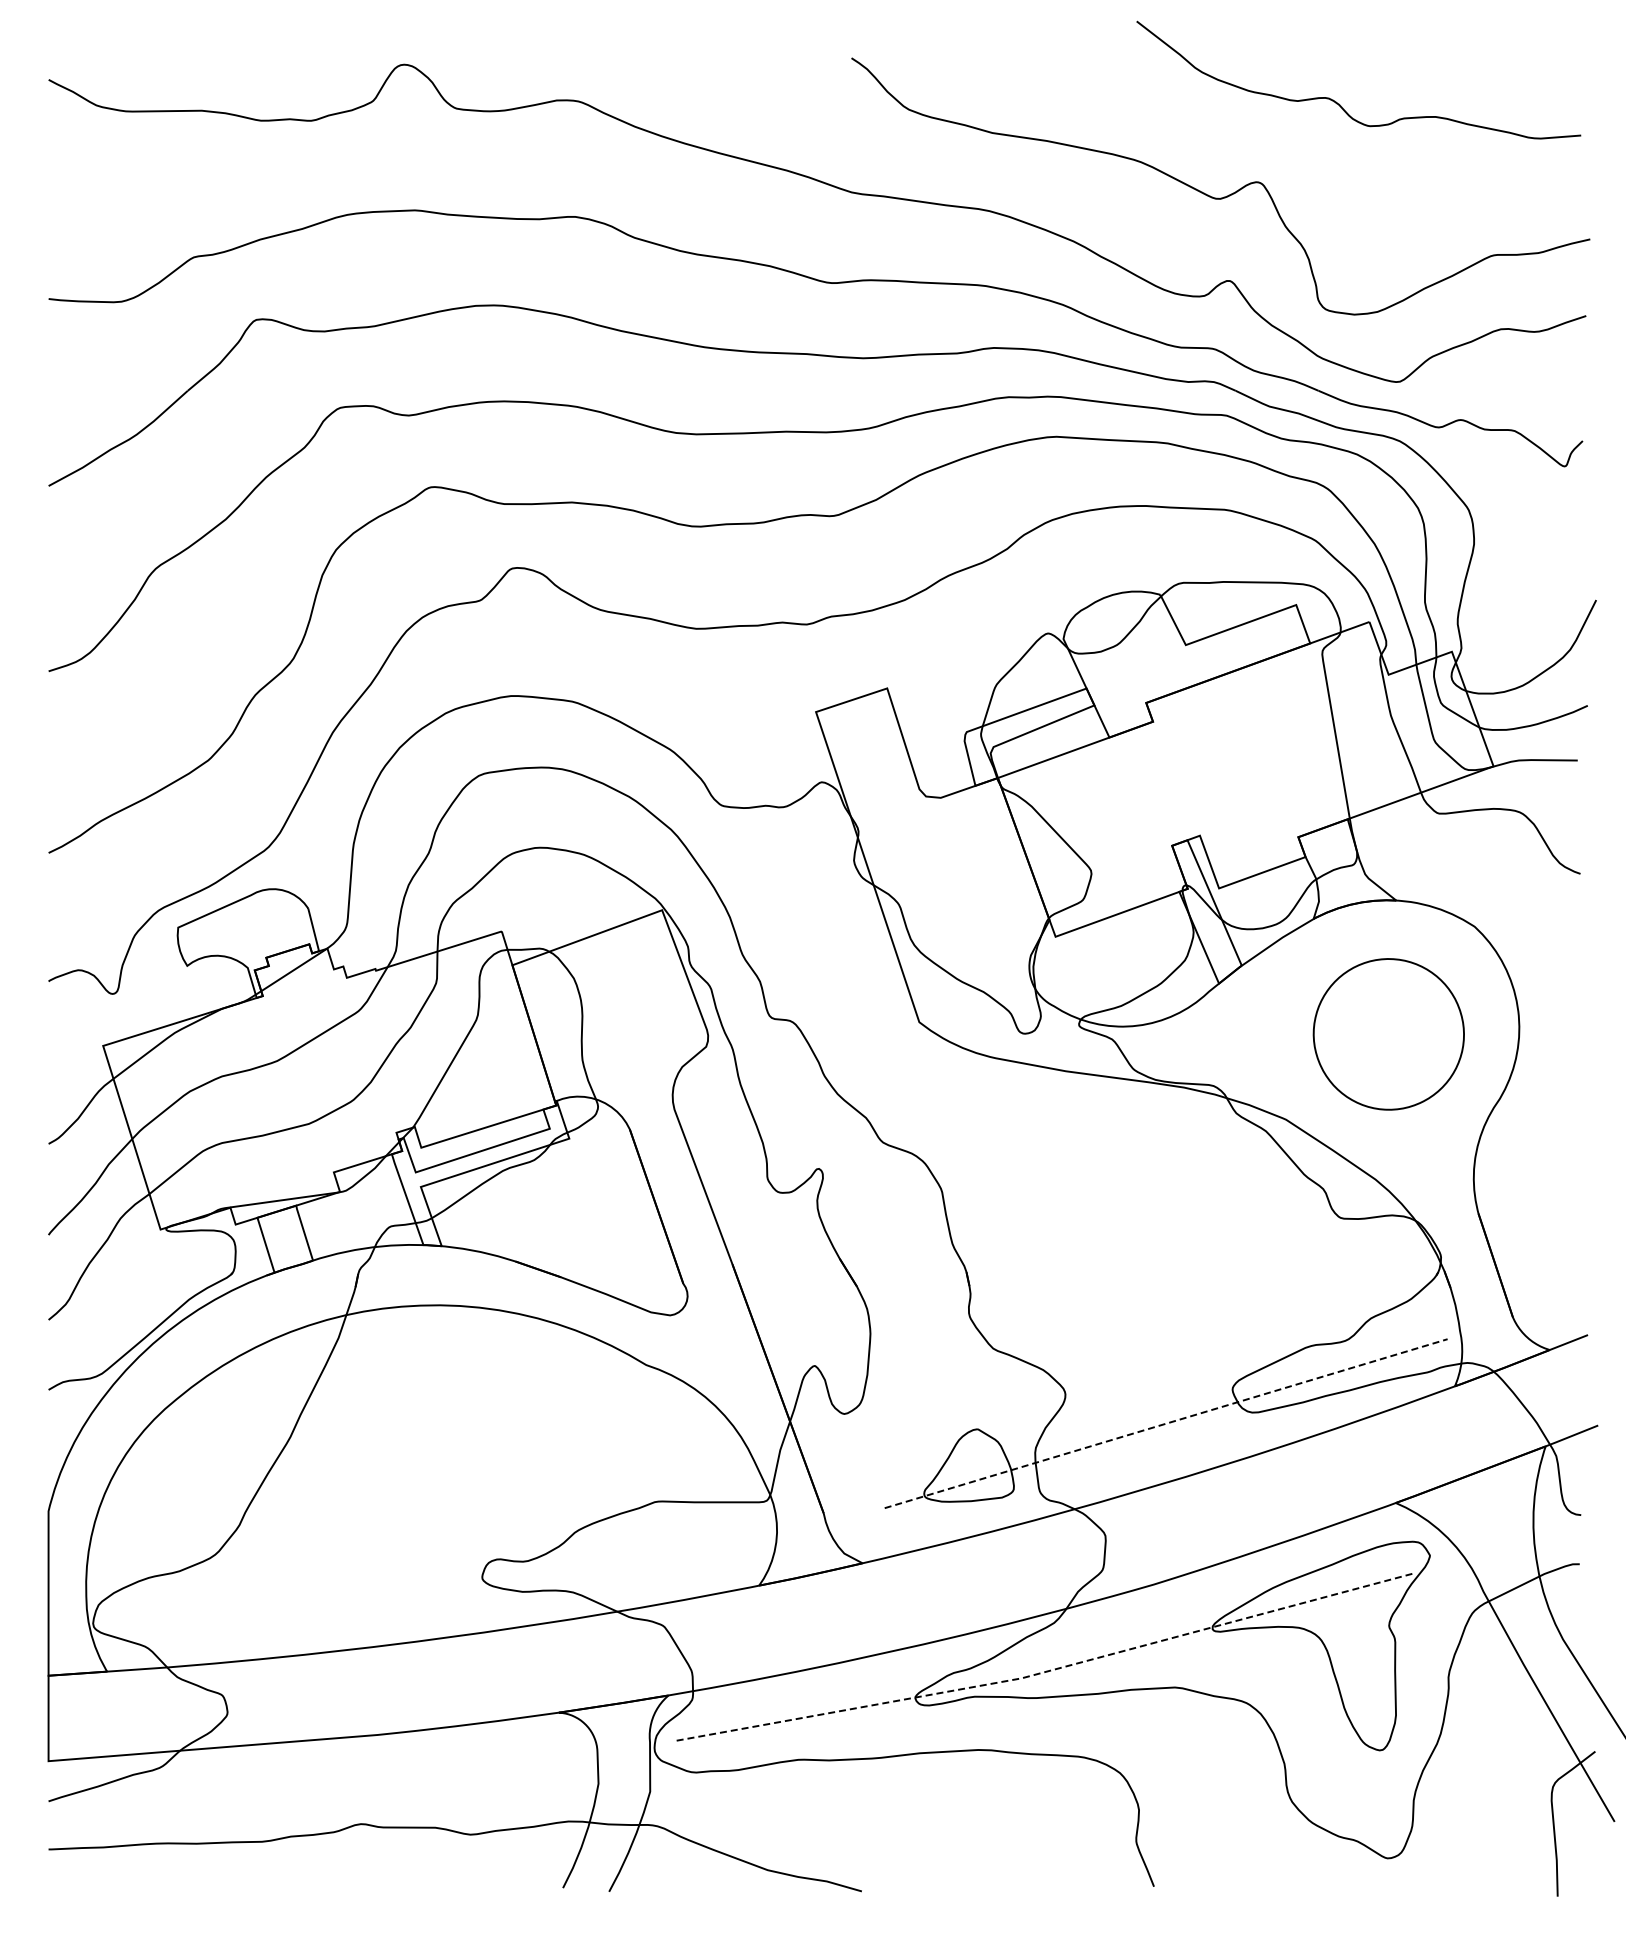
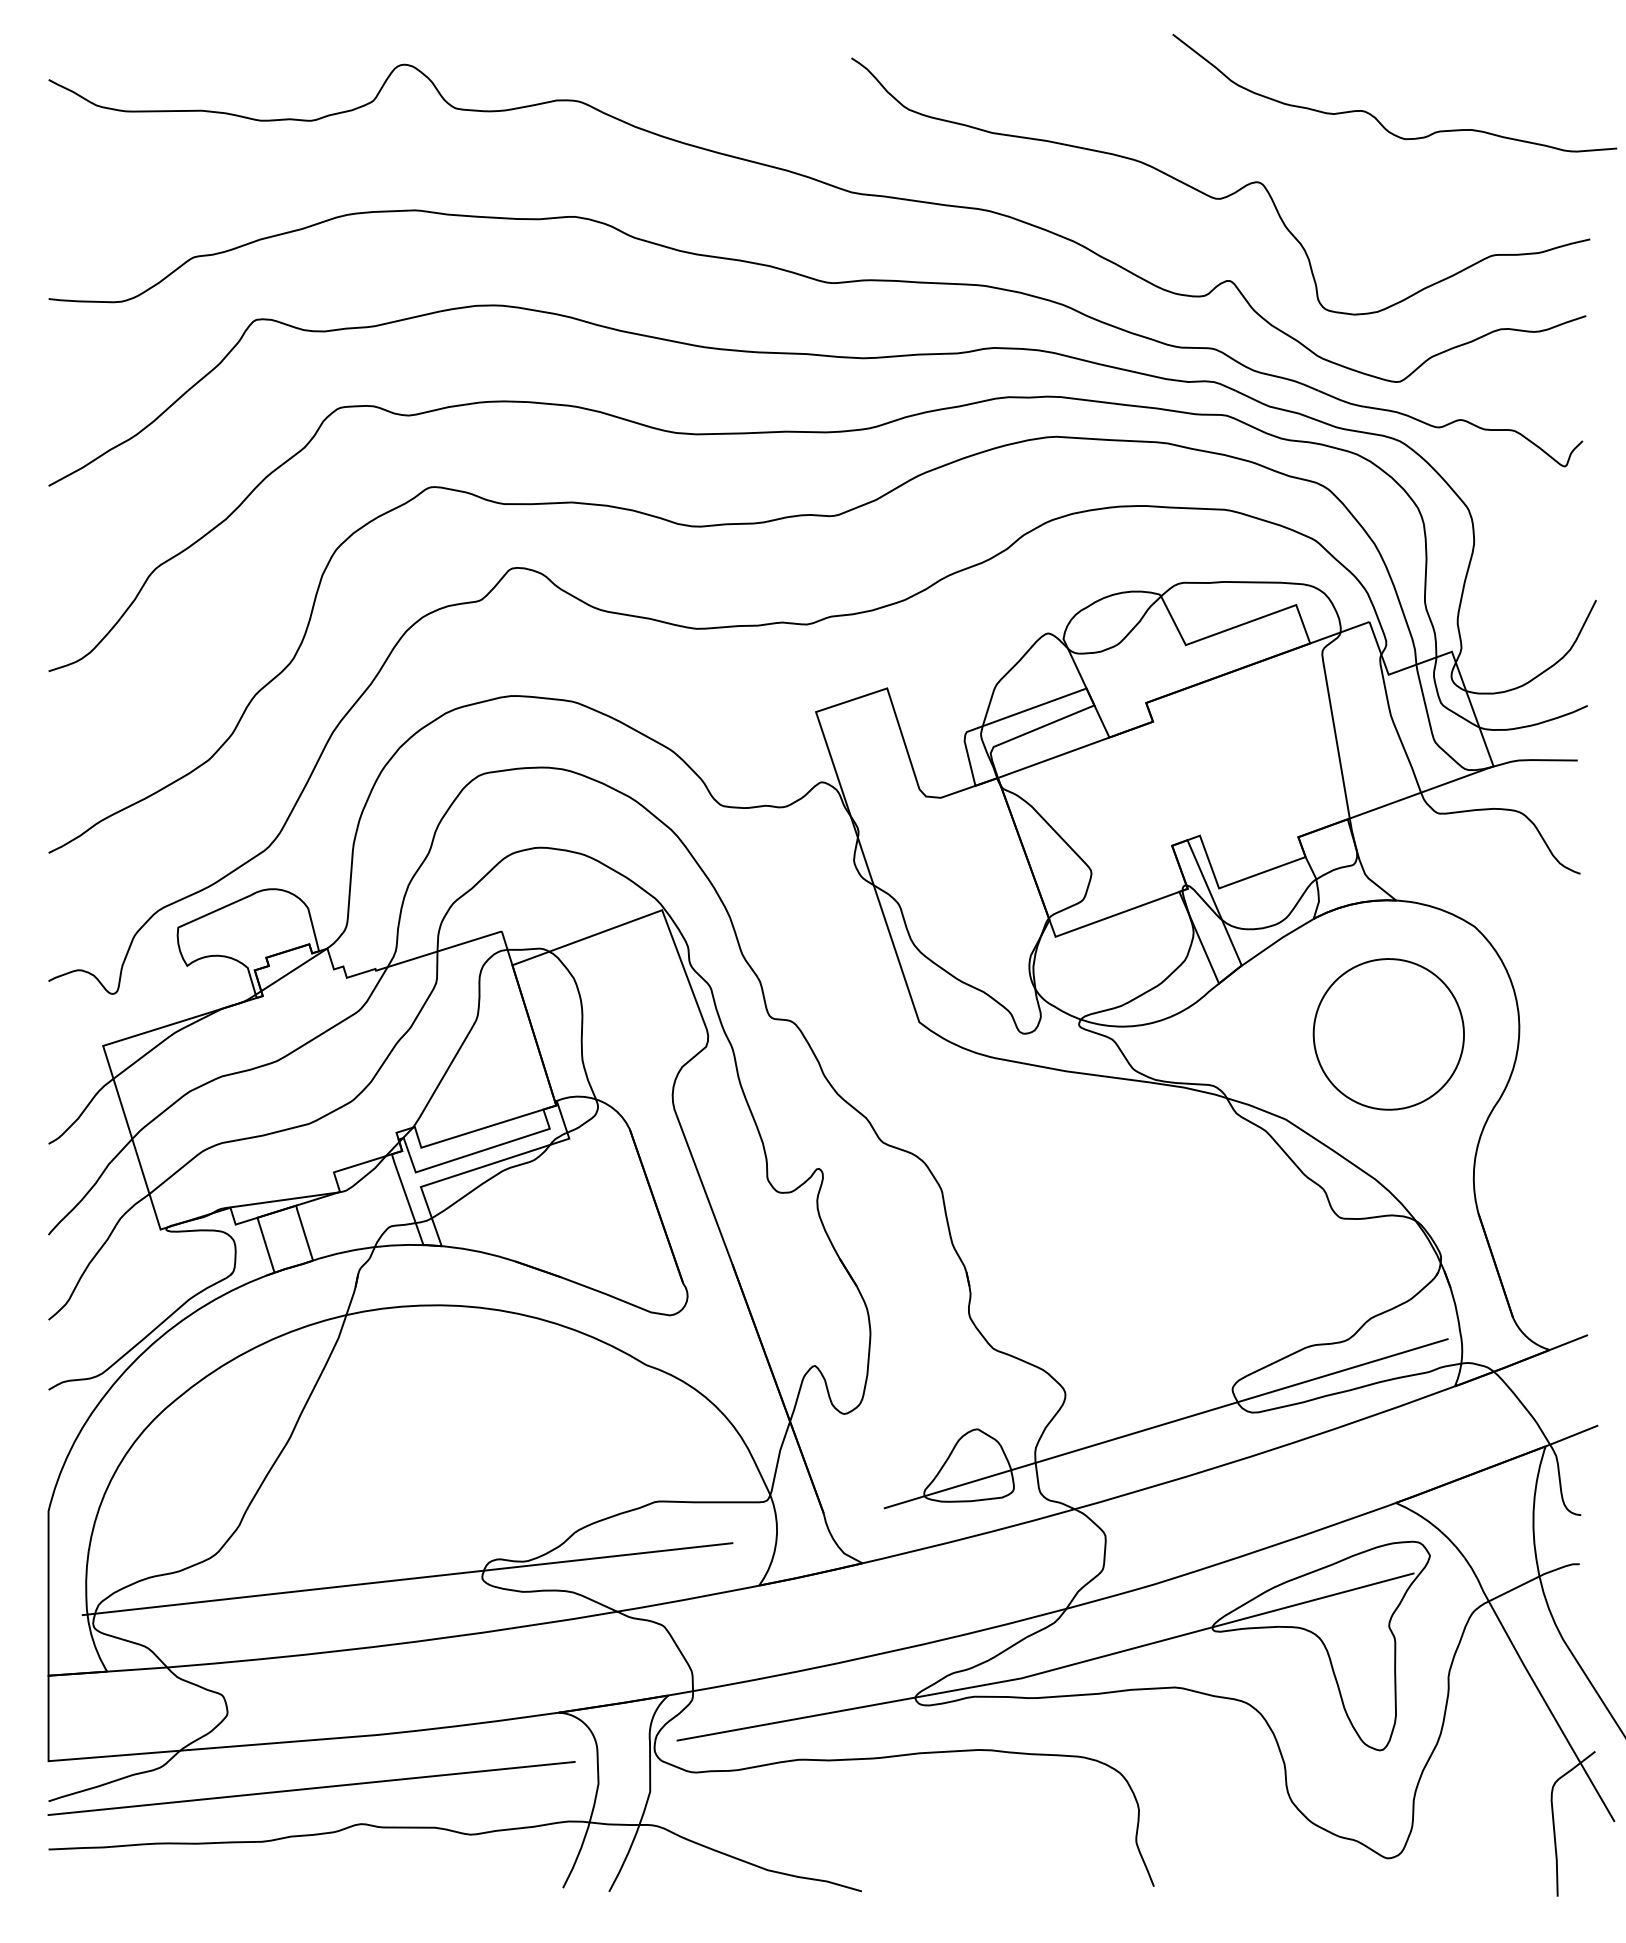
curve position: (1339, 103) -> (1375, 116) (1375, 116)
line: dashed -> solid (1166, 1423)
line: none -> present (407, 1579)
line: dashed -> solid (1048, 1671)
line: none -> present (311, 1788)
